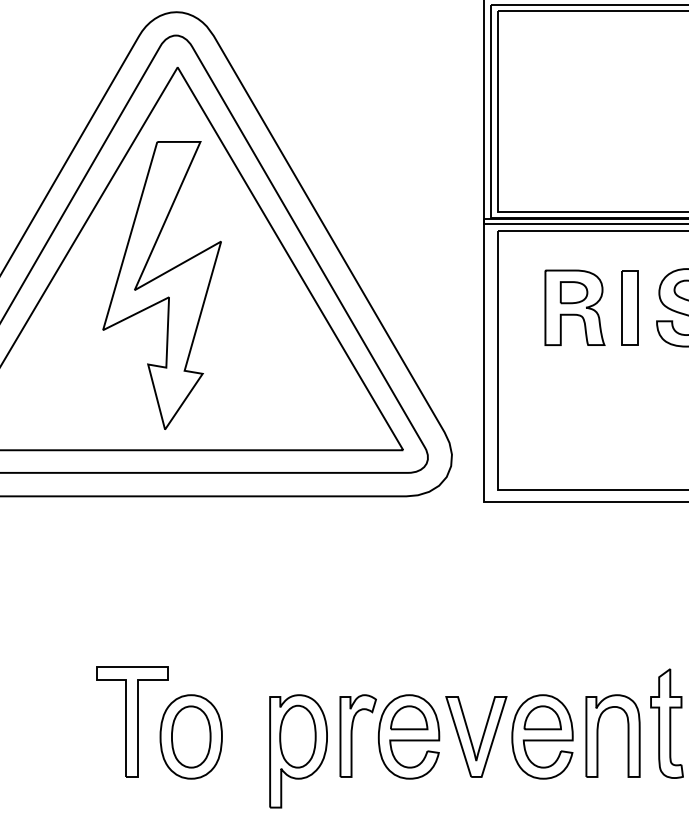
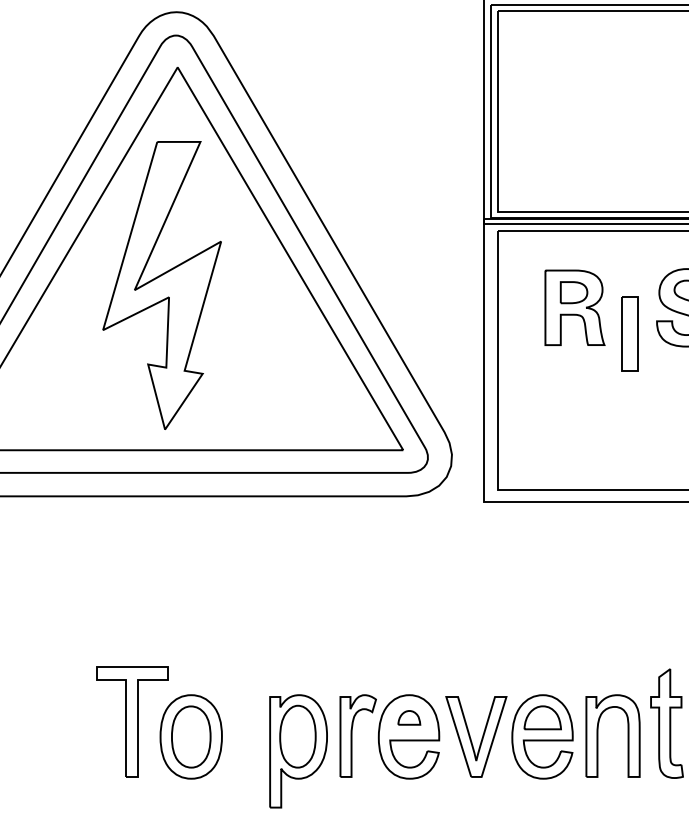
part position: (629, 307) -> (629, 333) (629, 333)
part size: 39x26 px -> 25x16 px (409, 717)
